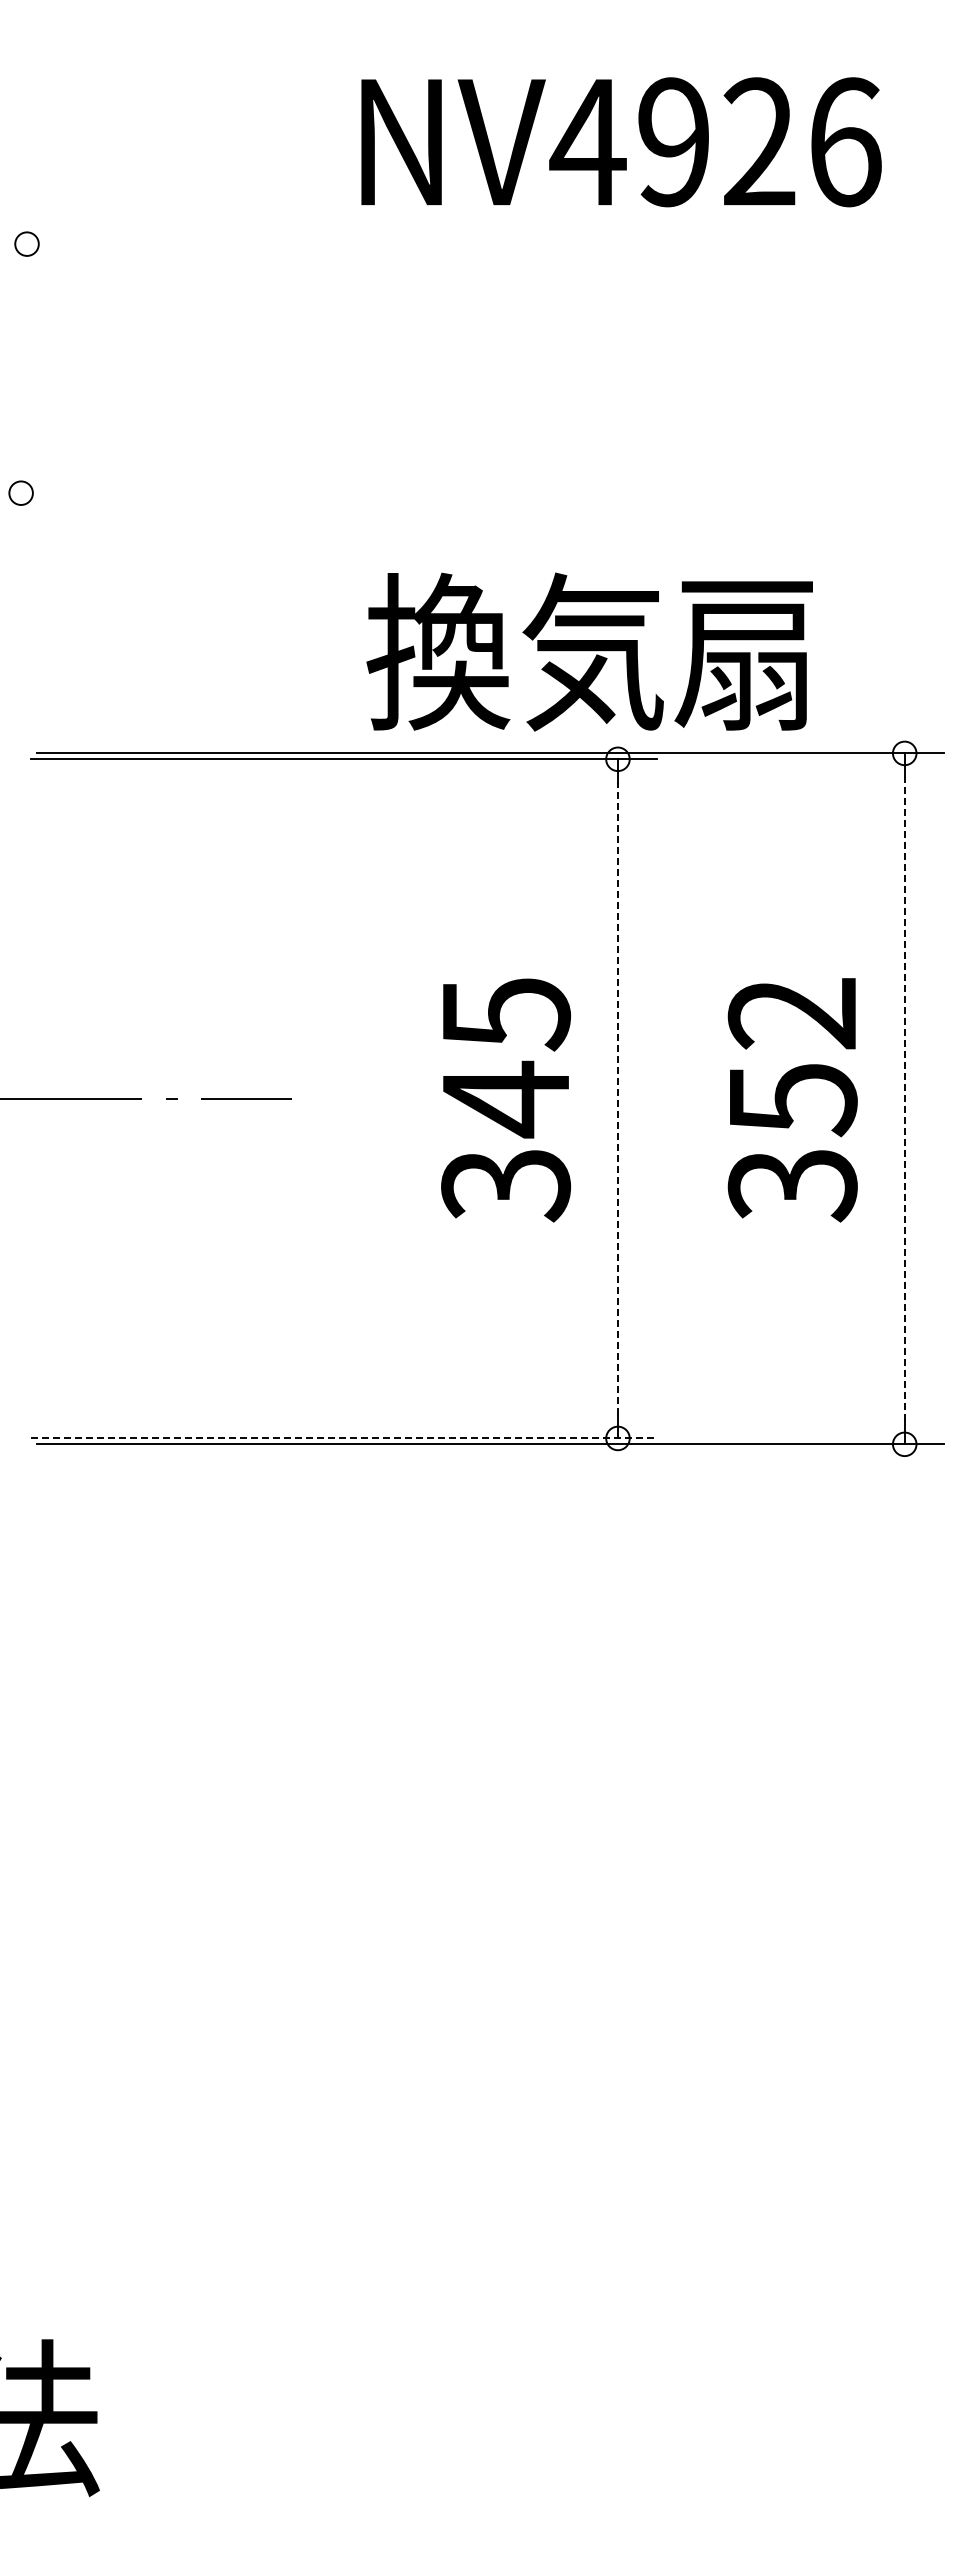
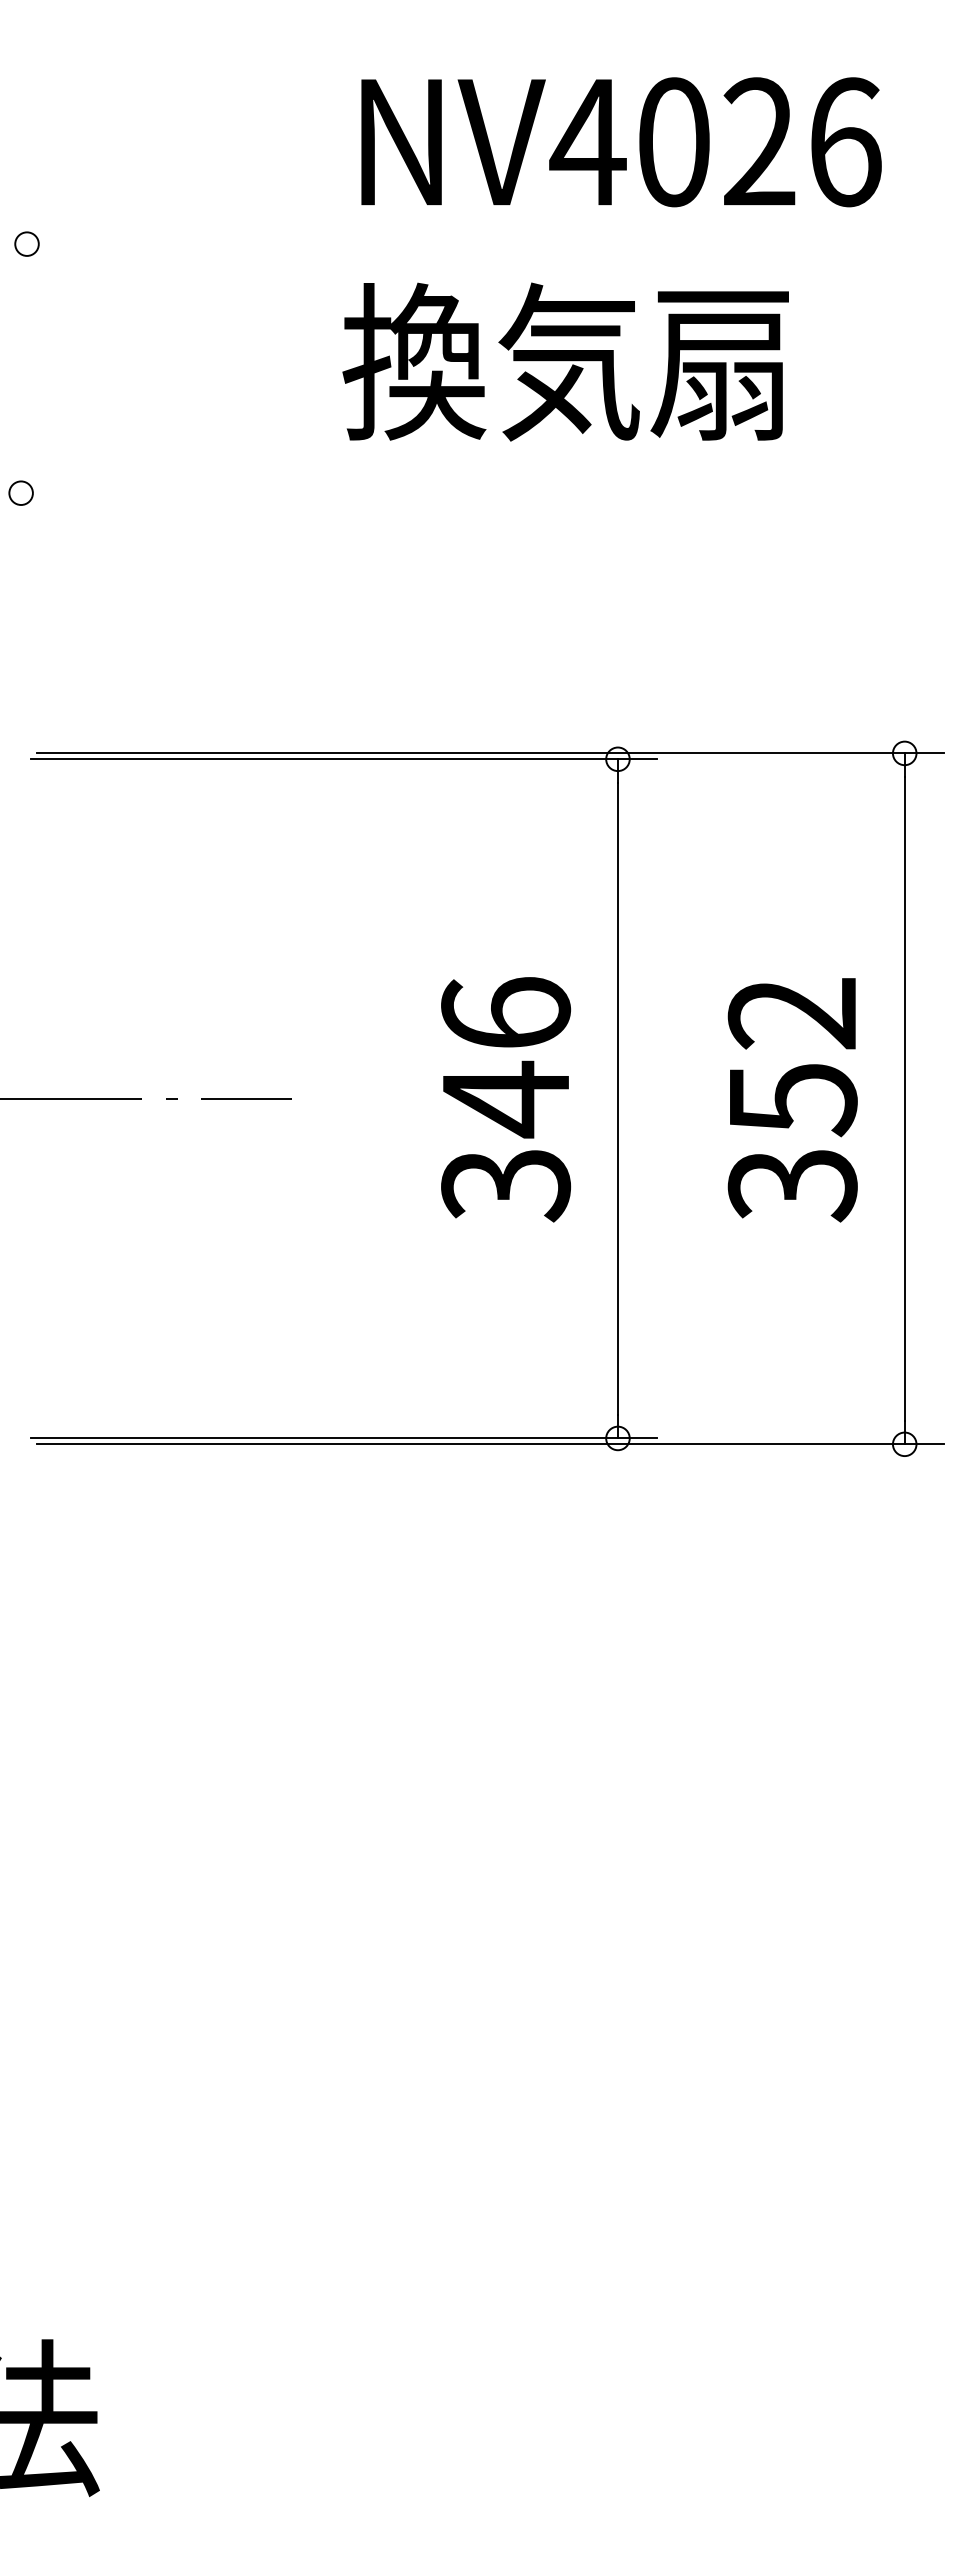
text: NV4926 -> NV4026 (673, 142)
text position: (589, 651) -> (565, 361) (565, 361)
text: 345 -> 346 (506, 1014)
line: dashed -> solid (617, 1098)
line: dashed -> solid (904, 1098)
line: dashed -> solid (344, 1438)
